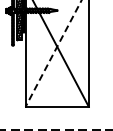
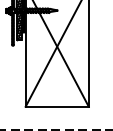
line: dashed -> solid (53, 53)
